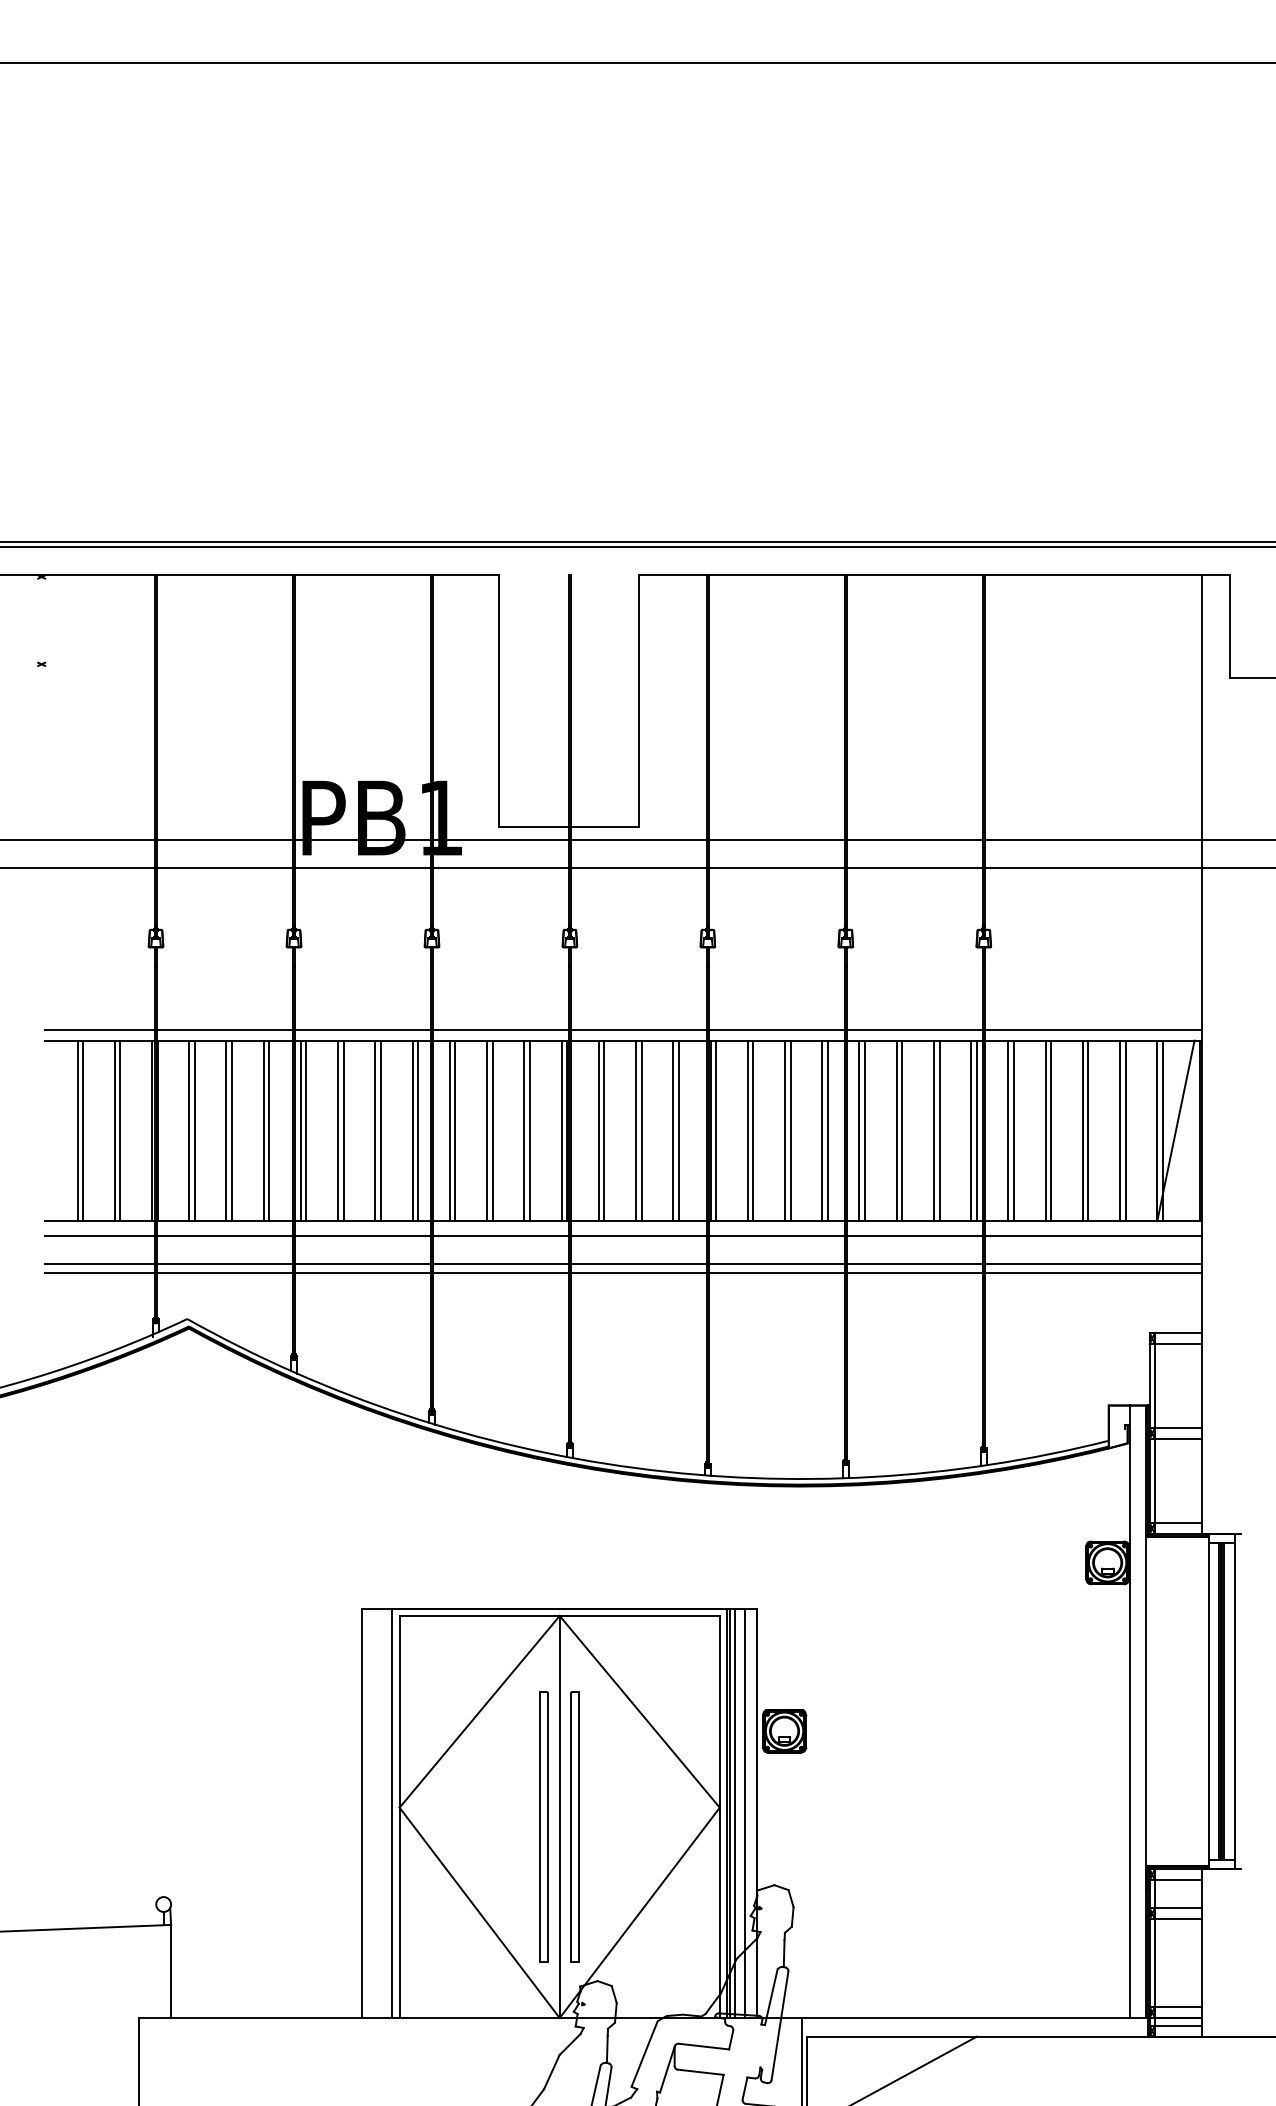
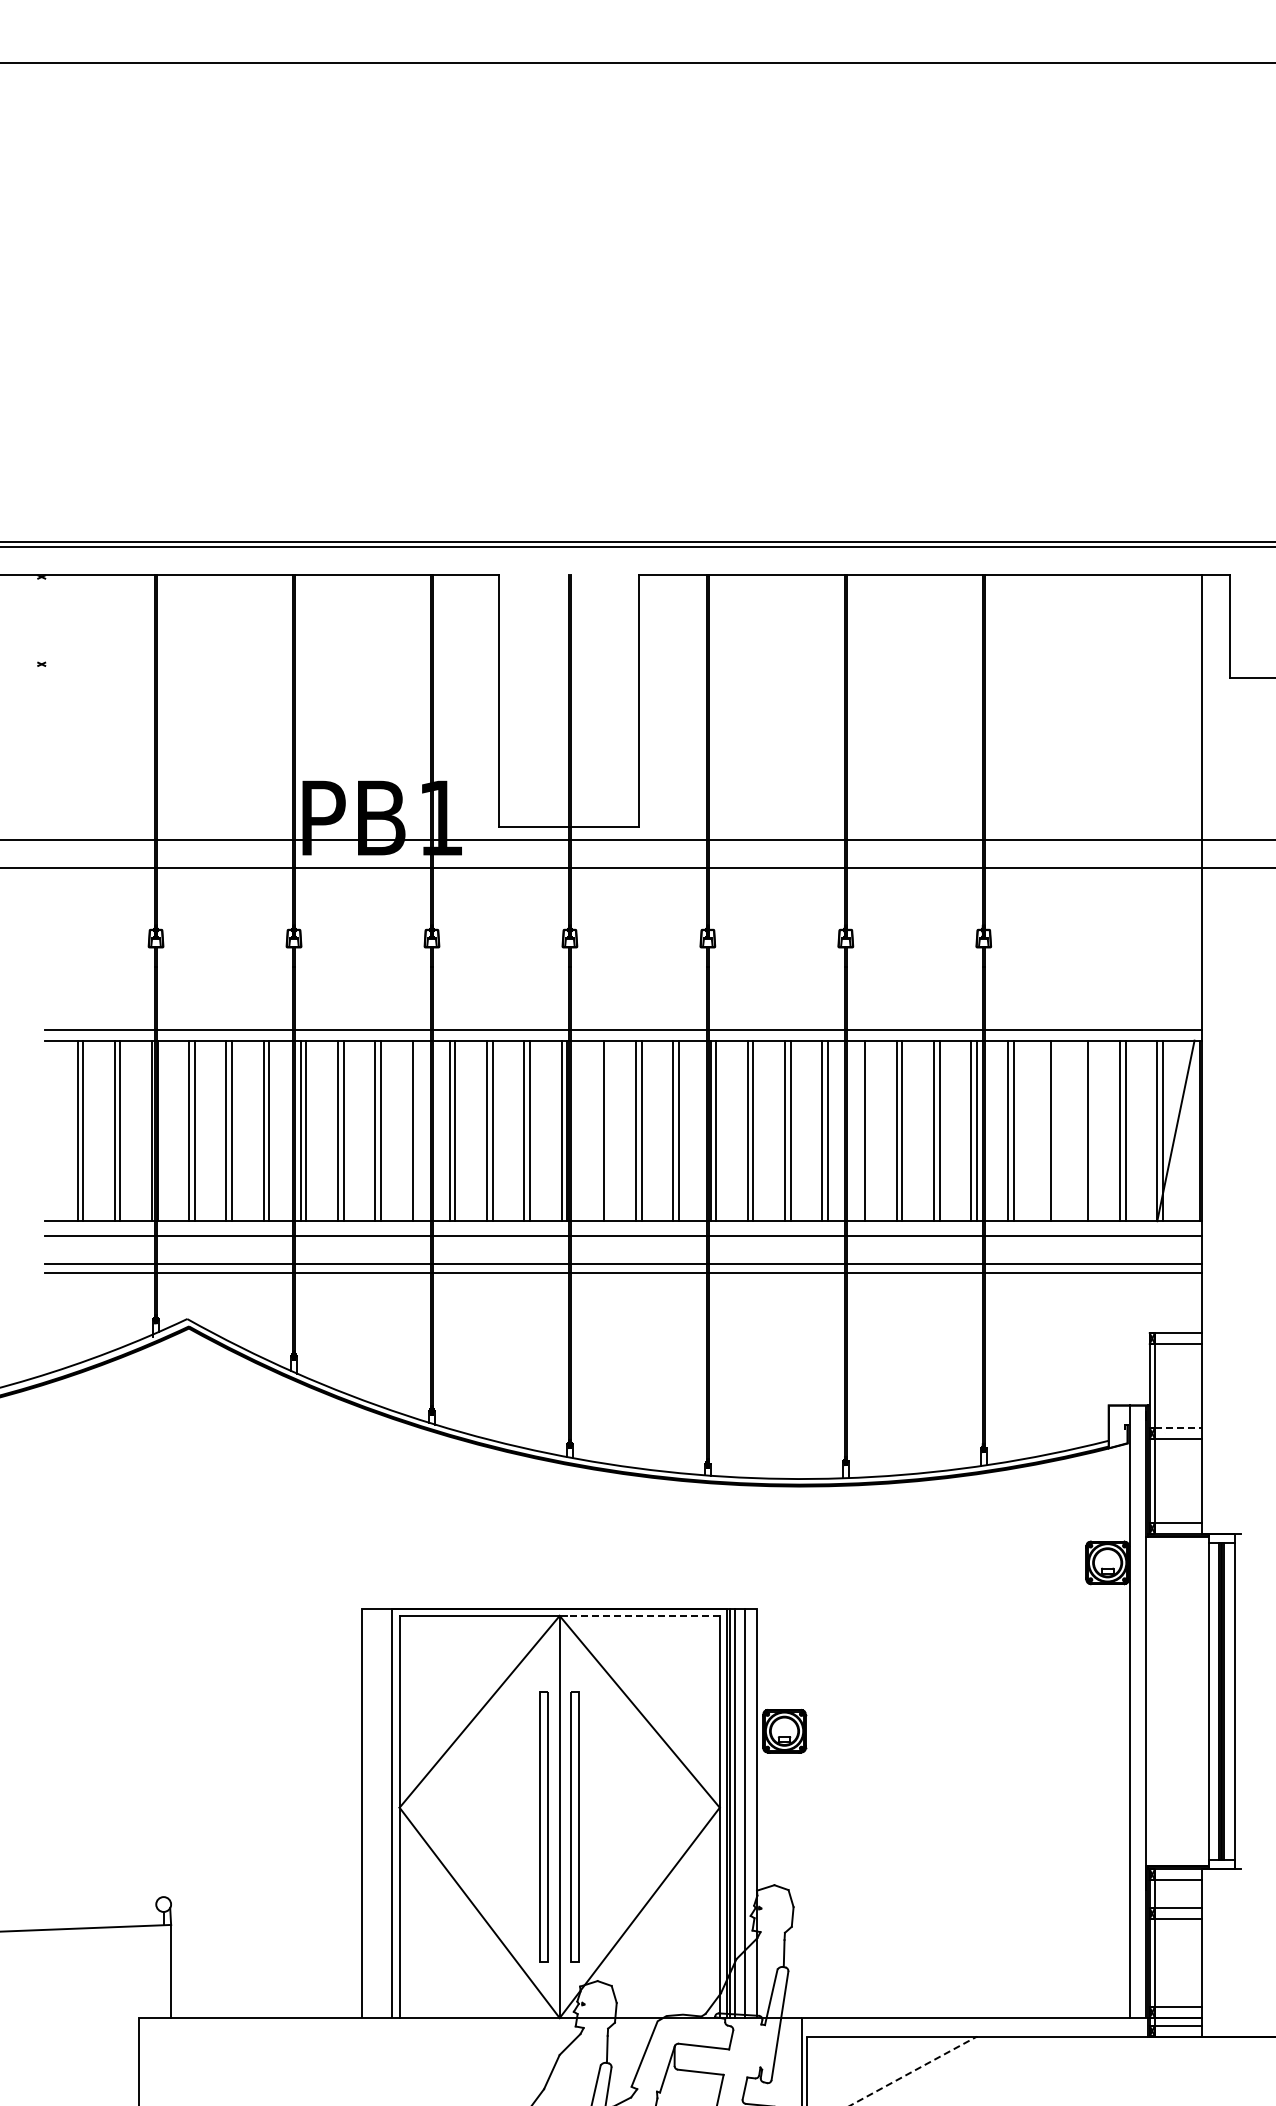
line: present -> none (418, 1130)
line: present -> none (598, 1130)
line: present -> none (859, 1130)
line: present -> none (1045, 1130)
line: present -> none (1082, 1130)
line: solid -> dashed (1179, 1427)
line: solid -> dashed (642, 1615)
line: solid -> dashed (913, 2071)
